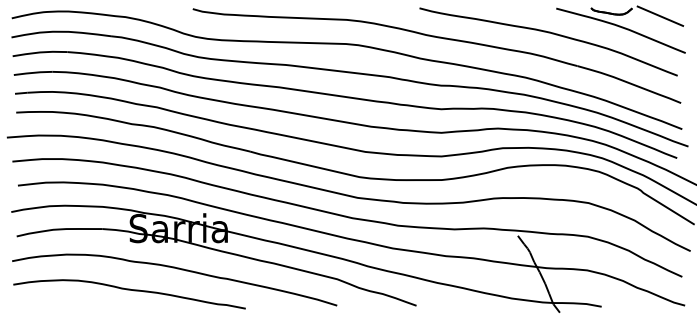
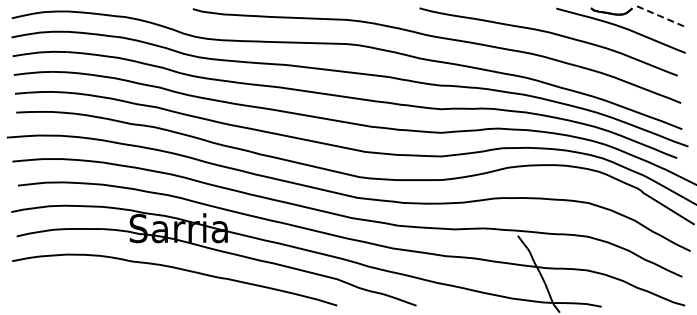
line: solid -> dashed (660, 16)
curve: present -> none (129, 290)
